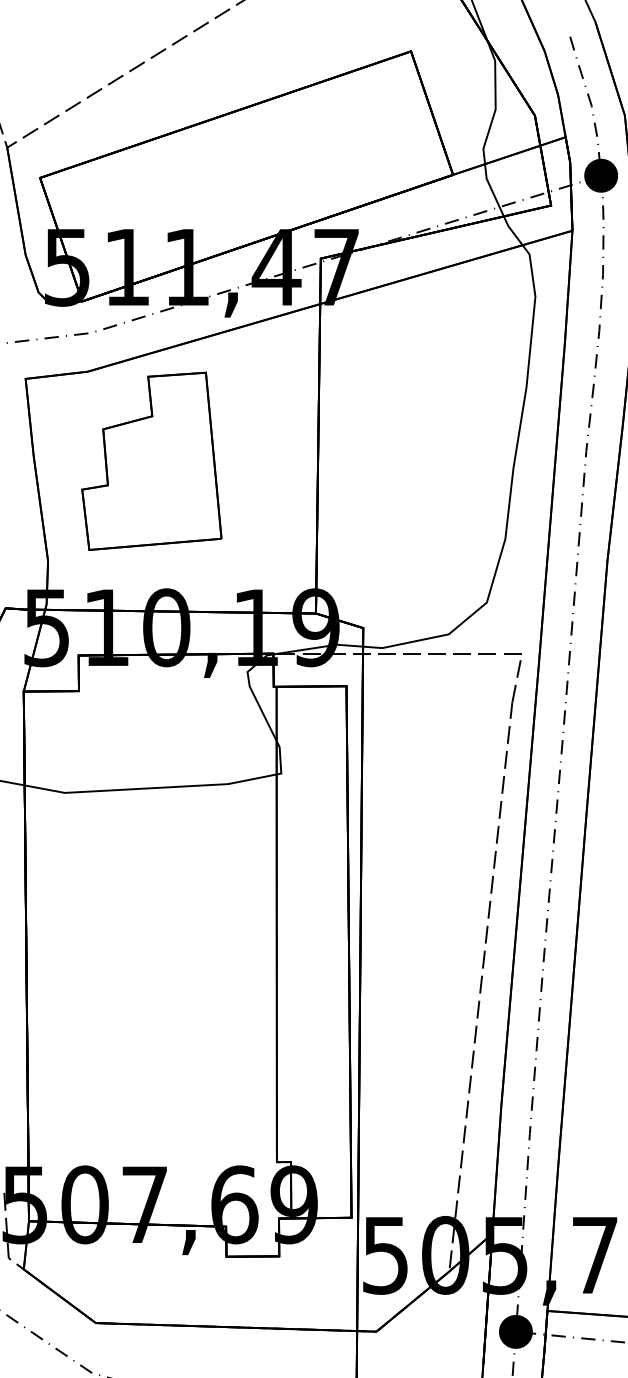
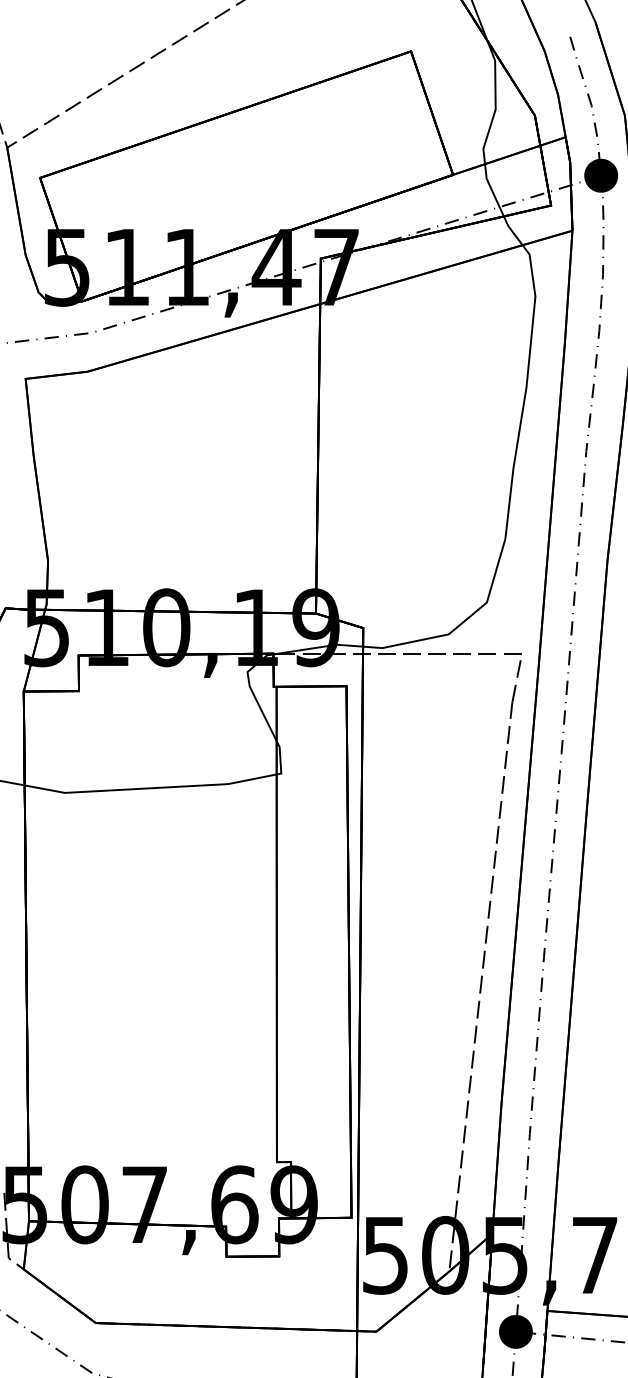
part: present -> none (151, 460)
